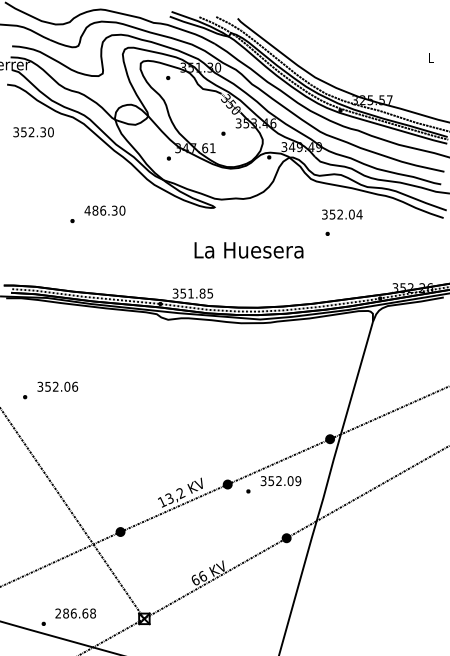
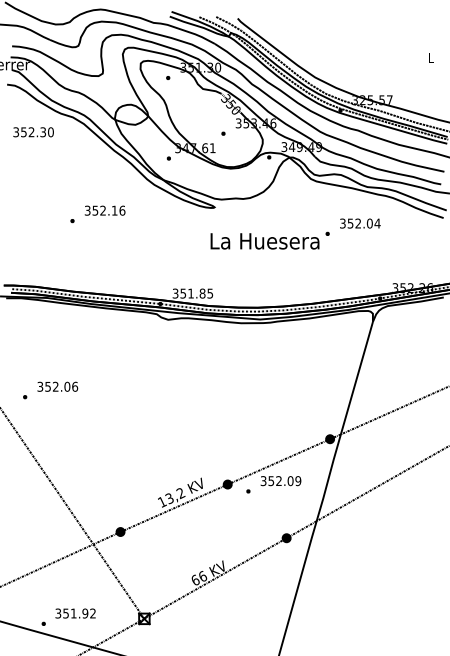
text: 486.30 -> 352.16 (104, 210)
text position: (342, 214) -> (360, 223) (360, 223)
text position: (248, 250) -> (264, 241) (264, 241)
text: 286.68 -> 351.92 (75, 613)
